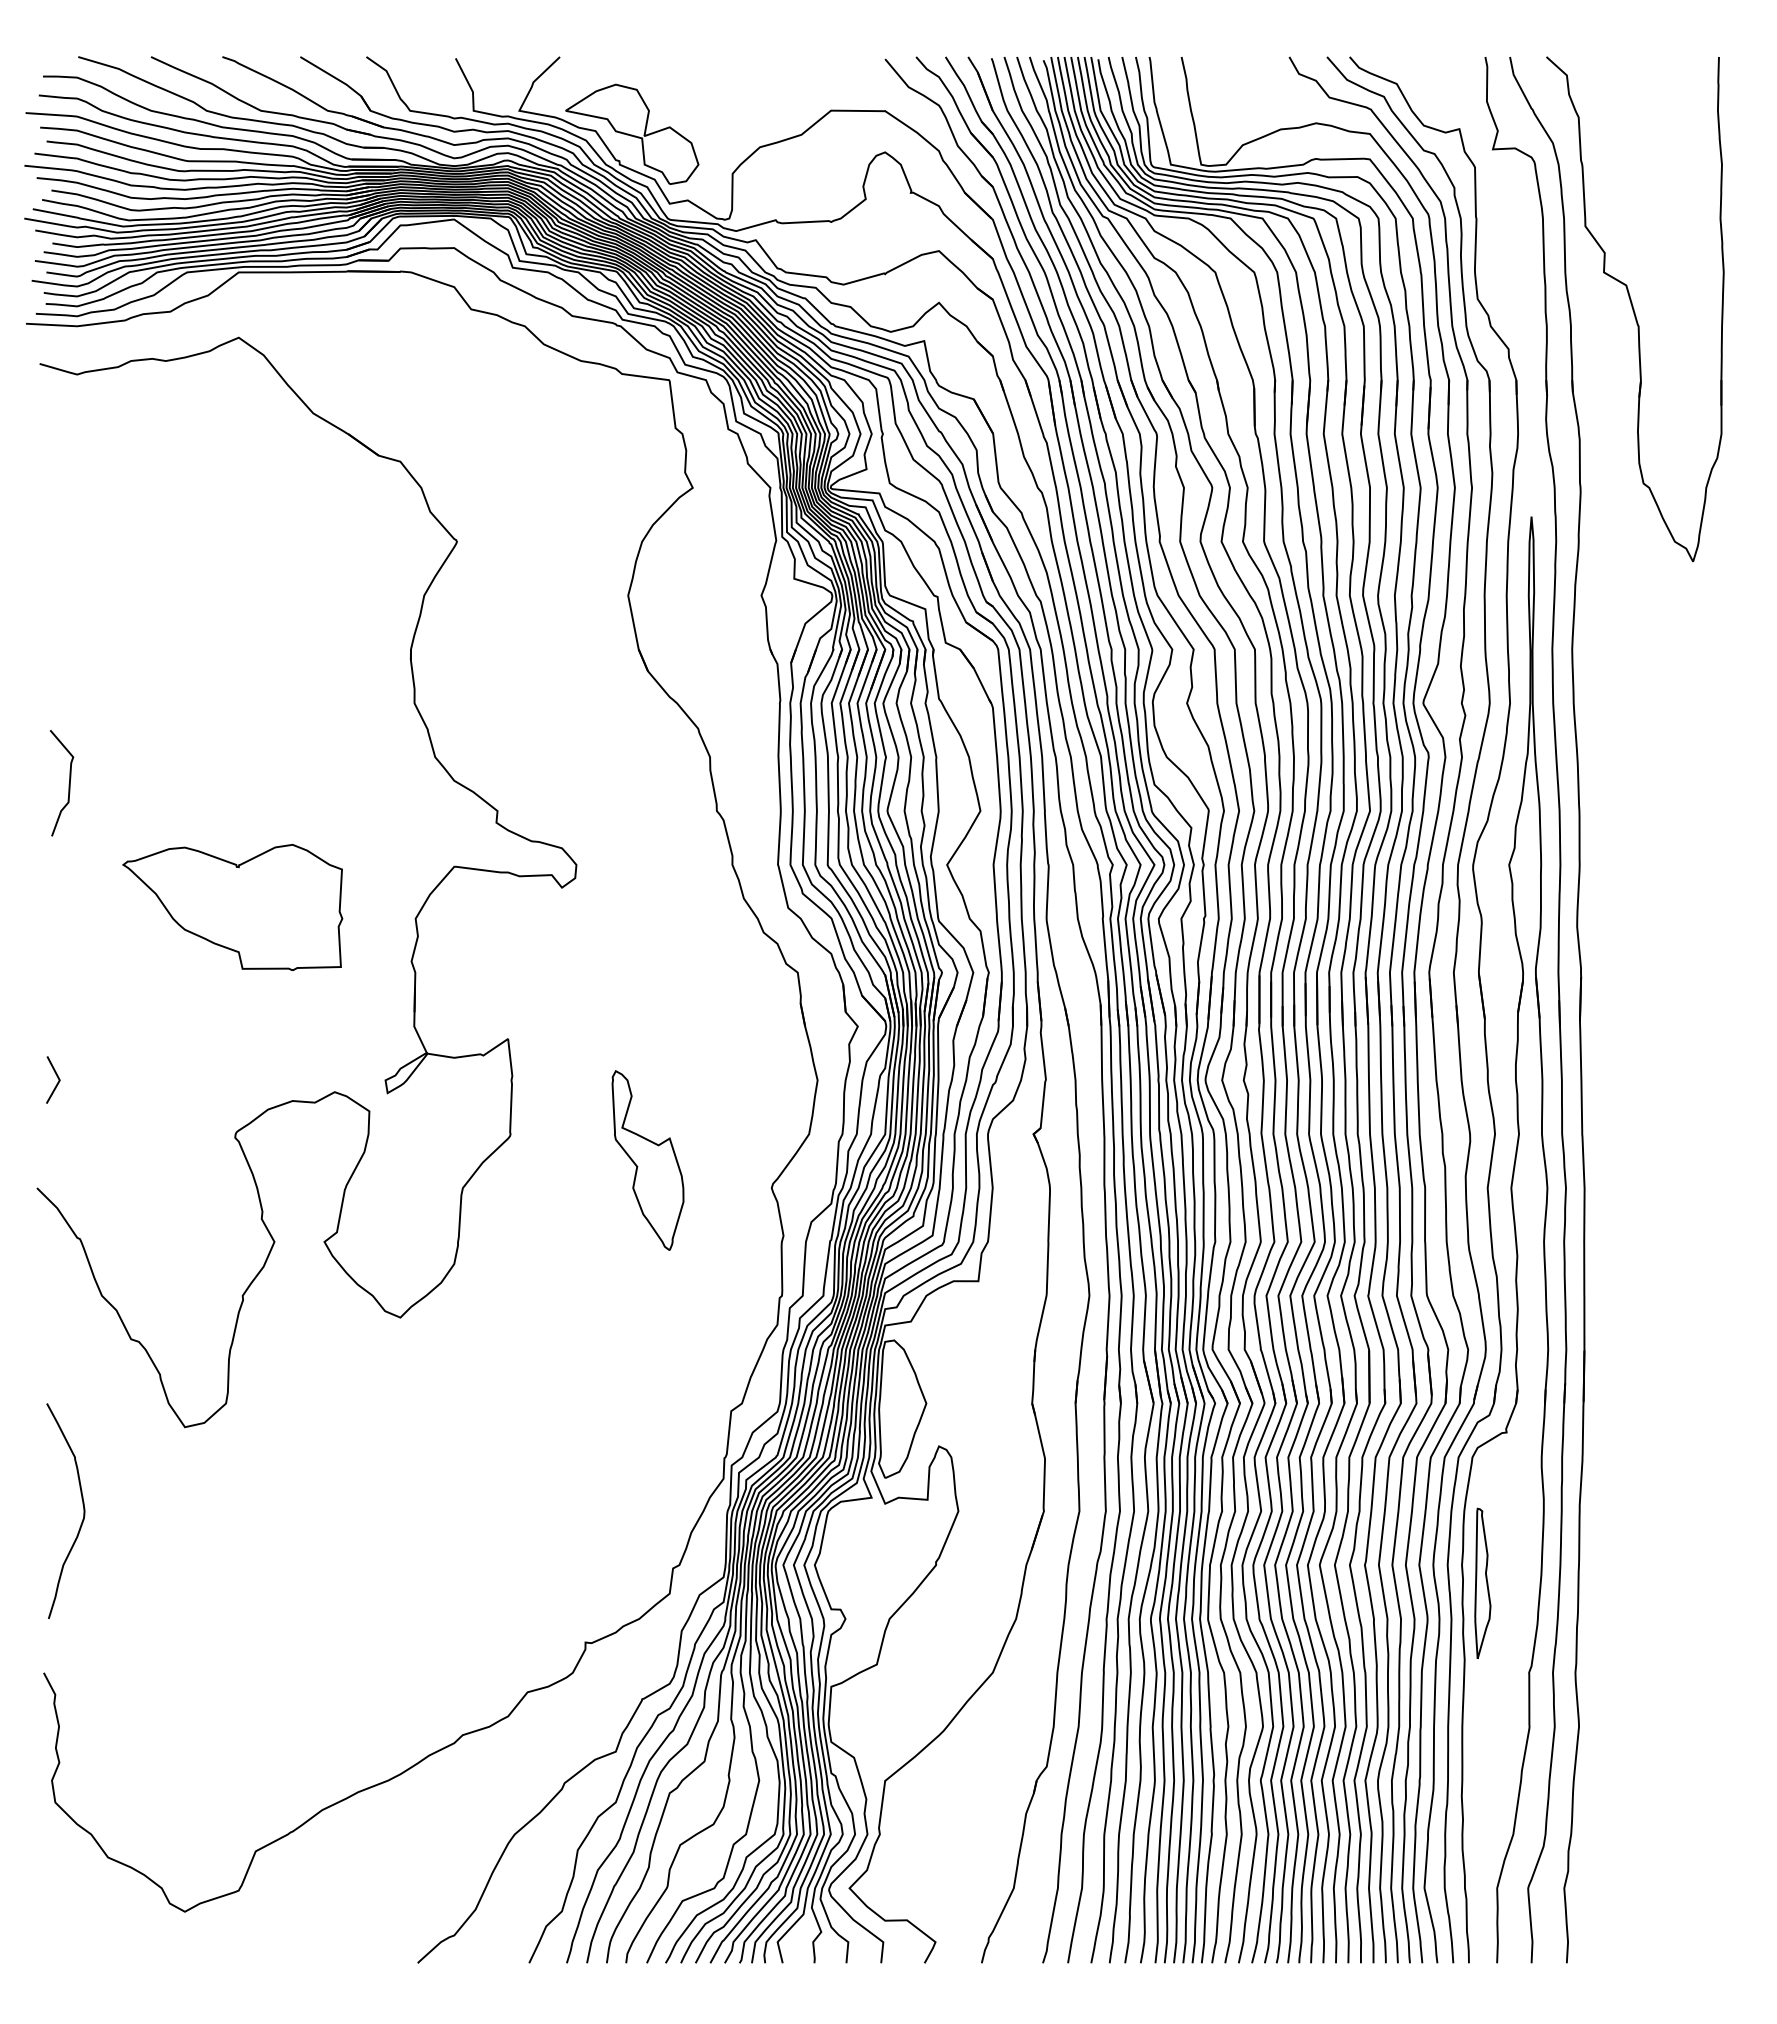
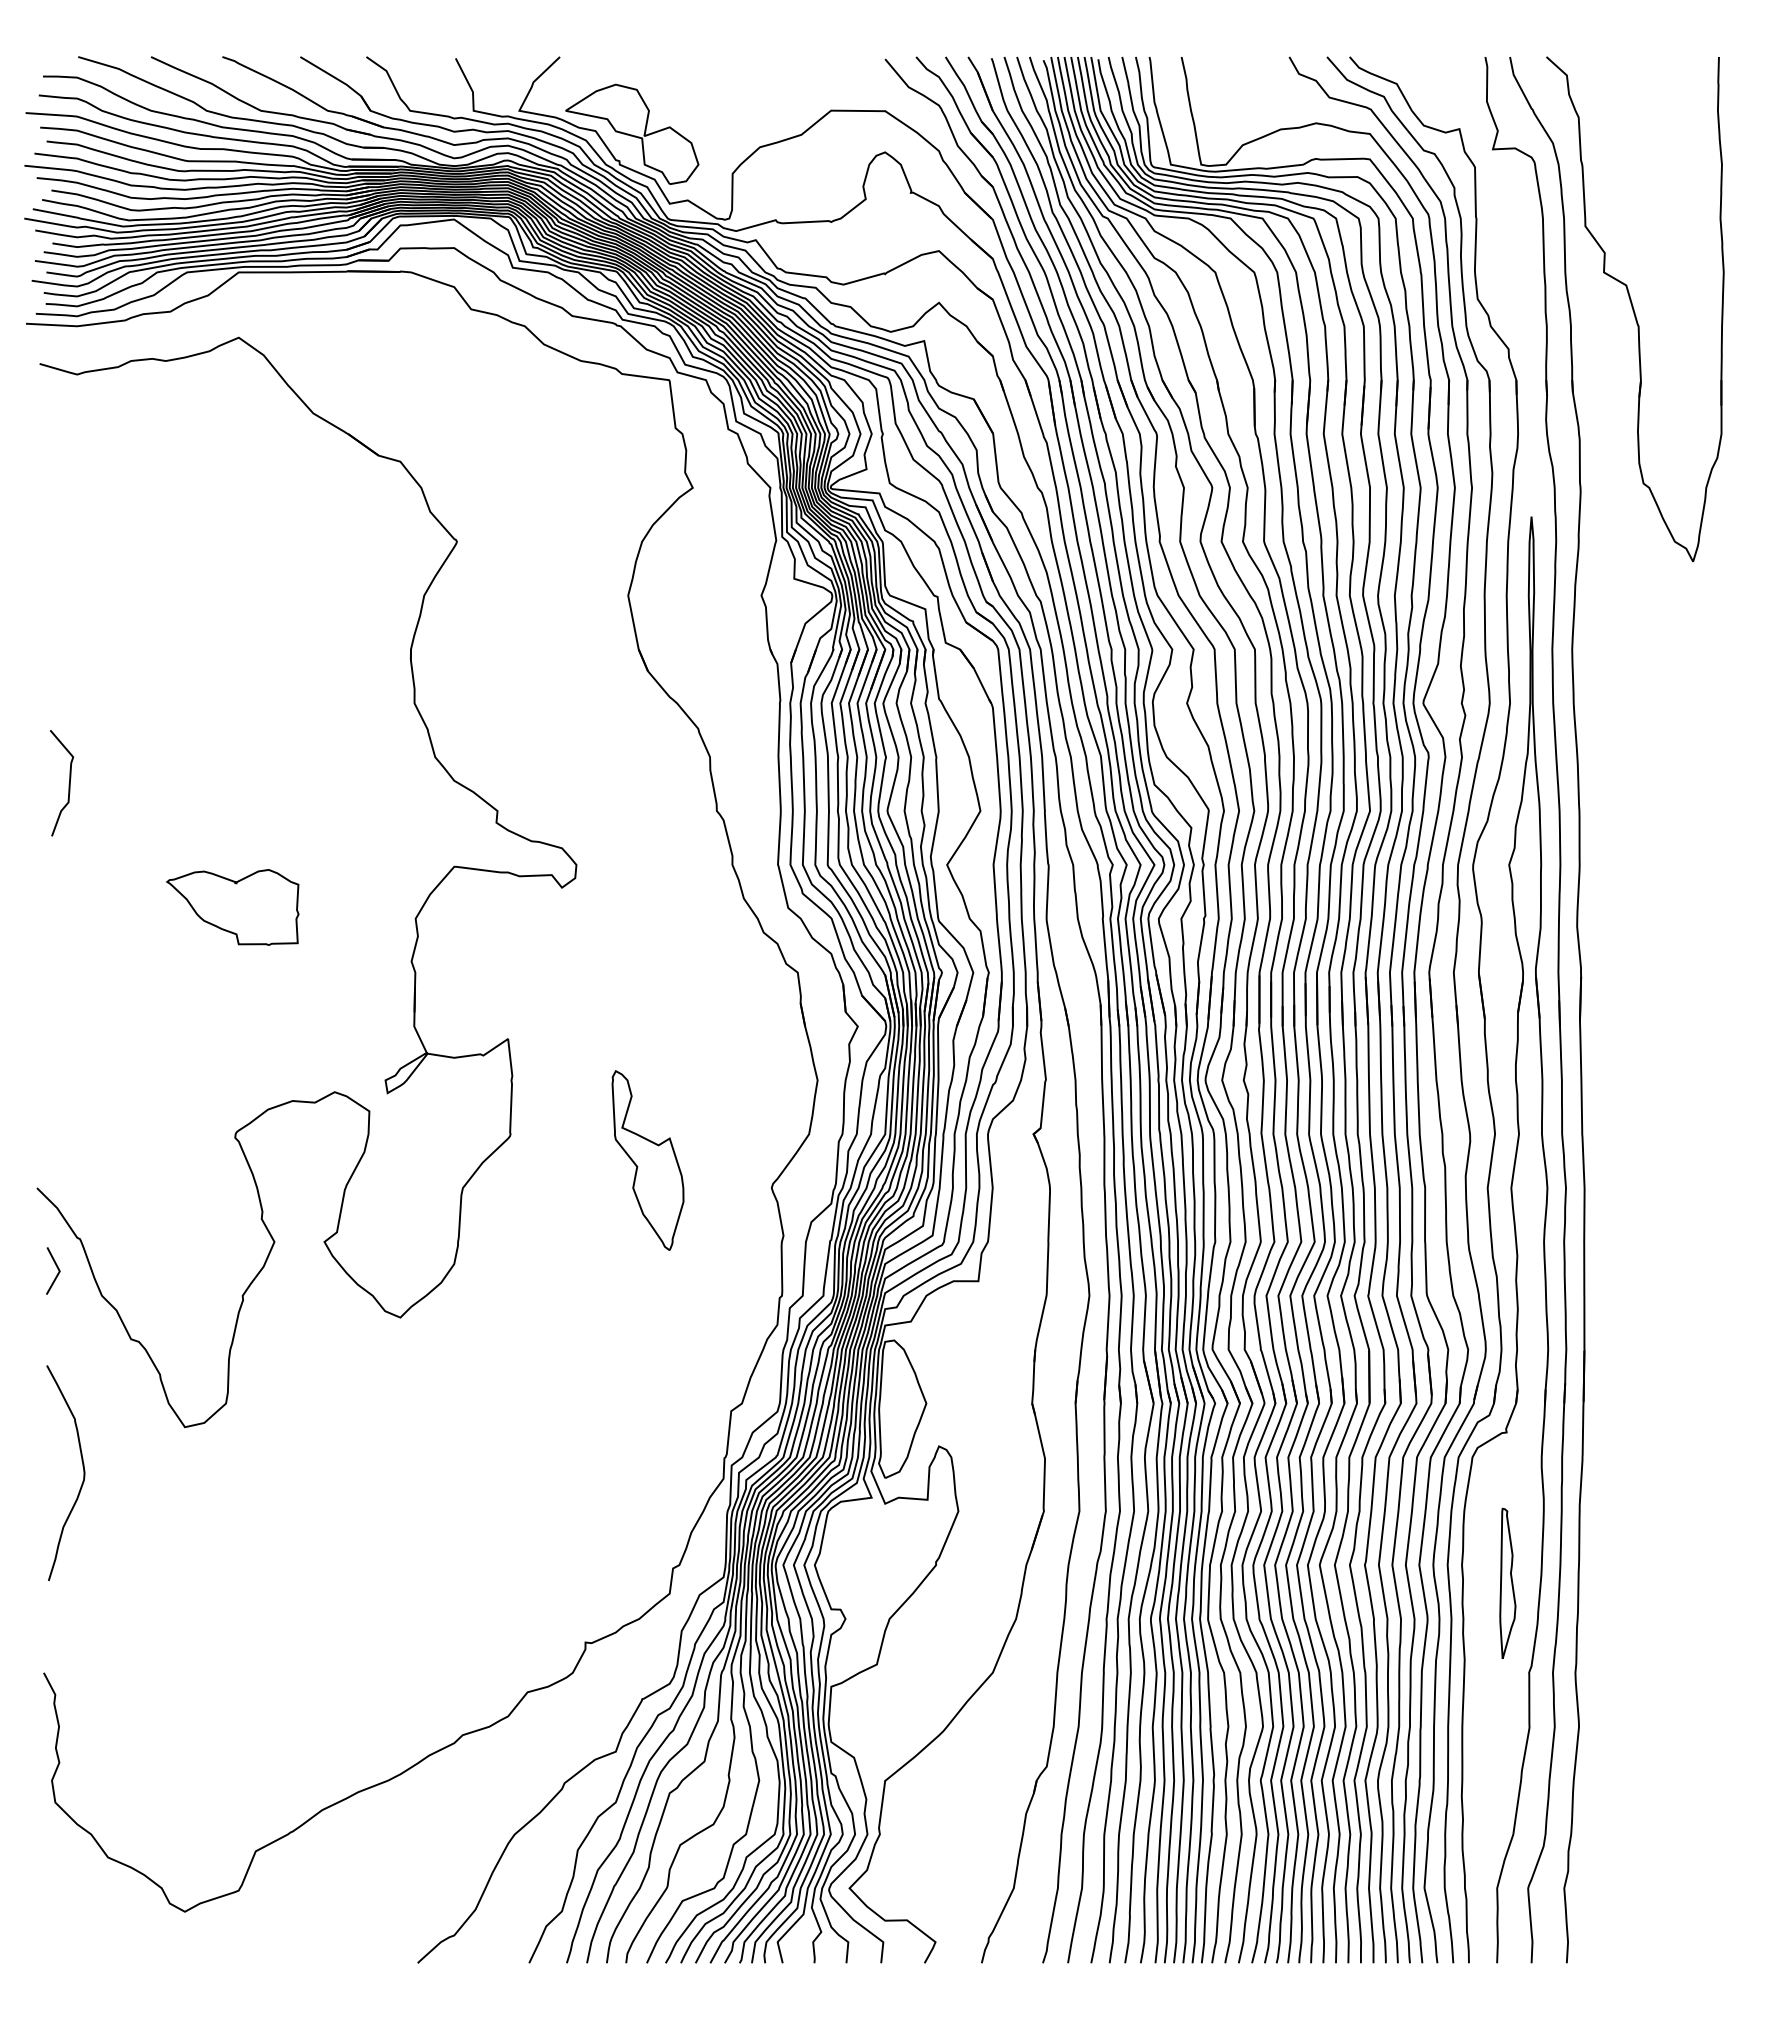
part size: 222x127 px -> 134x77 px (232, 907)
line position: (57, 1078) -> (57, 1269) (57, 1269)
curve position: (83, 1511) -> (83, 1473) (83, 1473)
part position: (1482, 1582) -> (1507, 1582) (1507, 1582)
